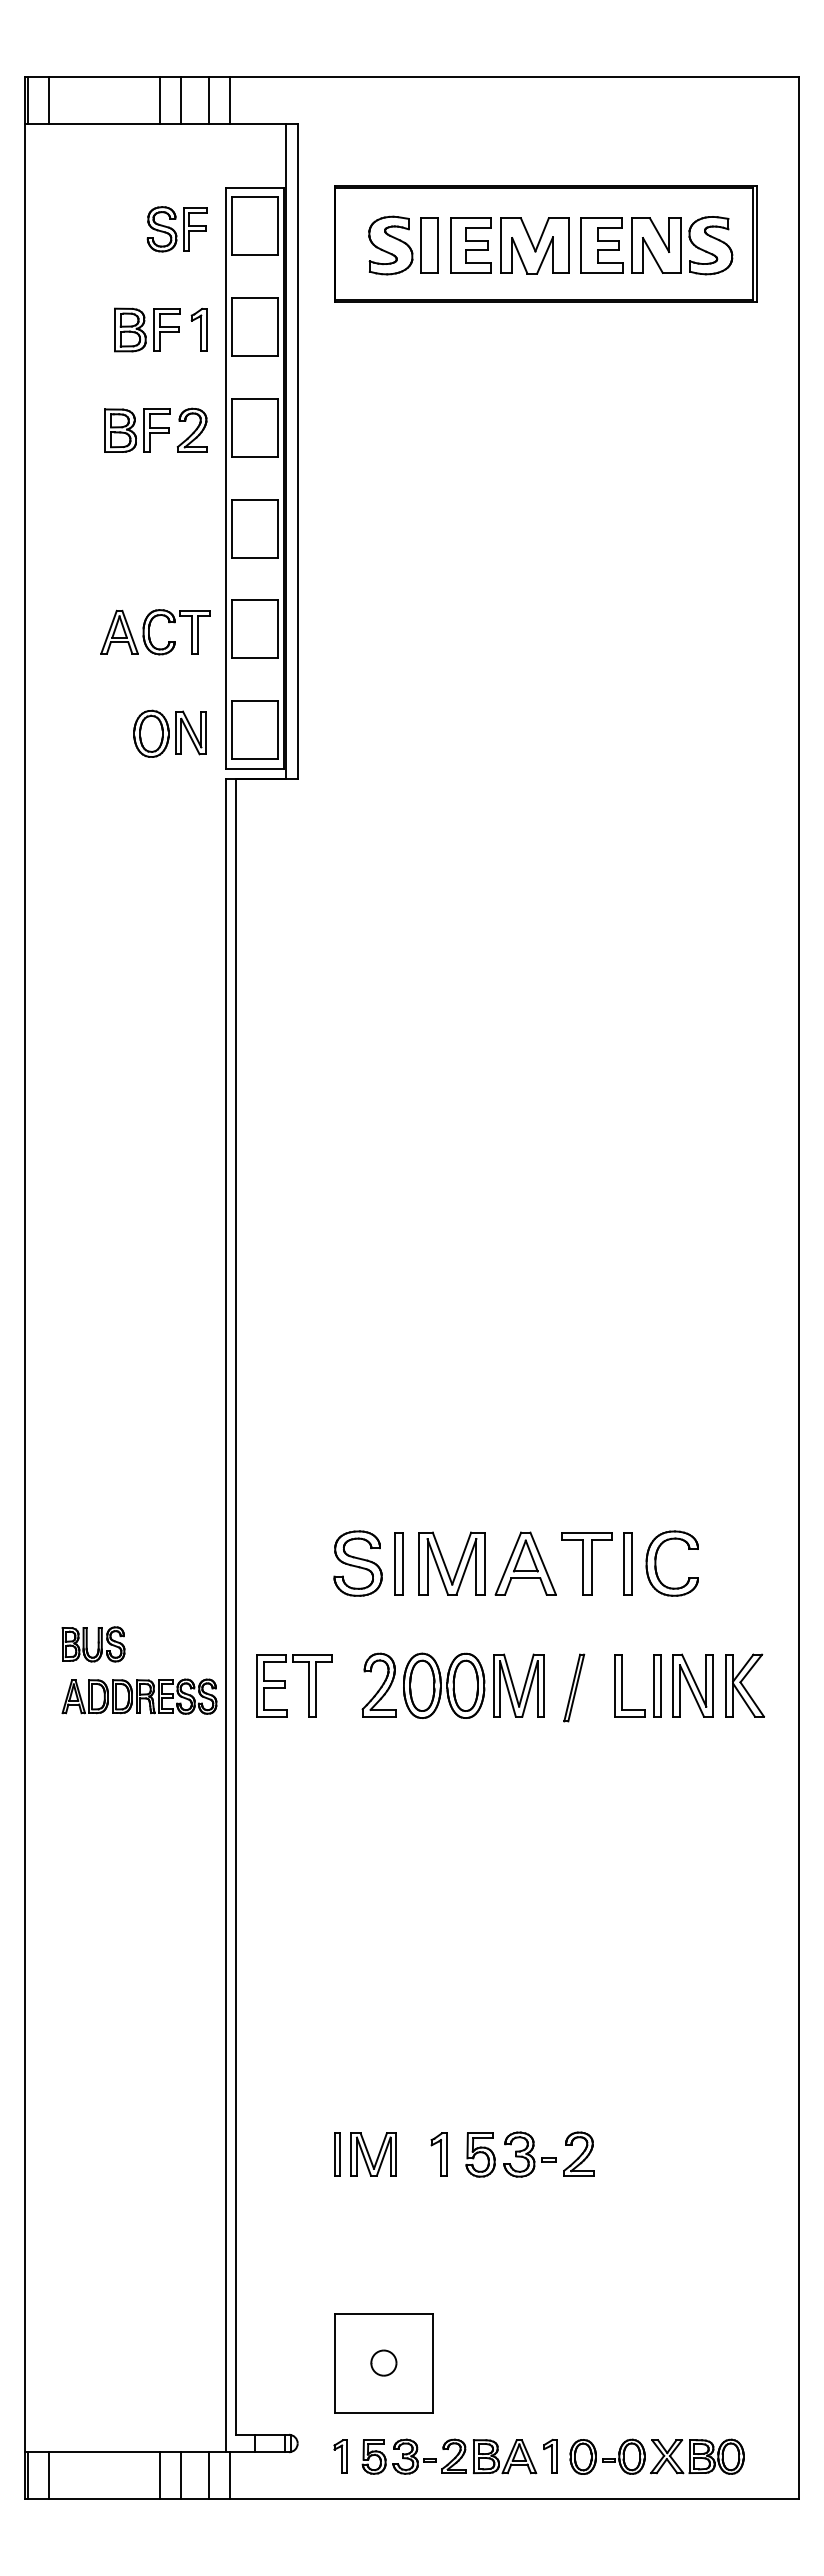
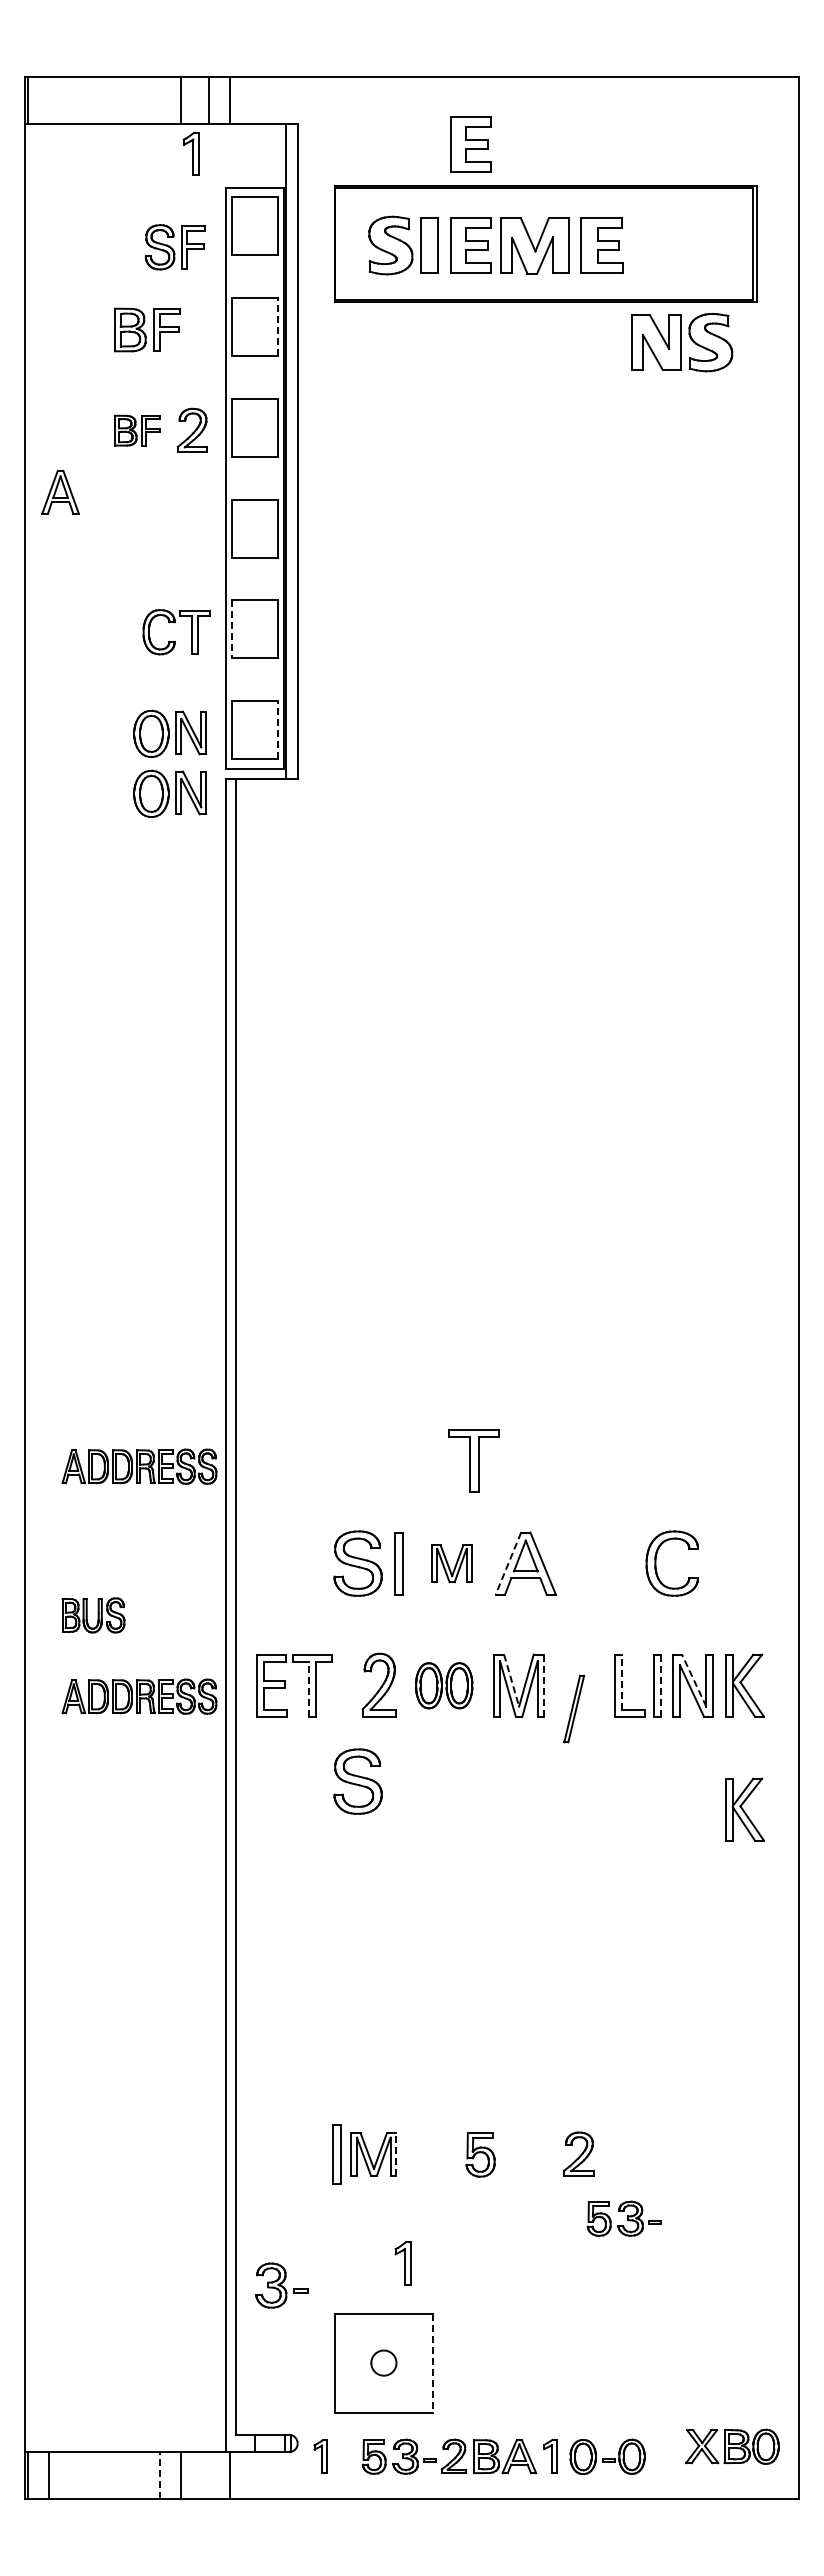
line: present -> none (49, 100)
line: present -> none (159, 100)
part: none -> present (470, 144)
part position: (176, 229) -> (174, 247) (174, 247)
part position: (682, 245) -> (682, 342) (682, 342)
line: solid -> dashed (278, 326)
part position: (198, 329) -> (190, 153) (190, 153)
part size: 67x45 px -> 47x33 px (137, 430)
line: solid -> dashed (231, 629)
part position: (119, 631) -> (60, 491) (60, 491)
line: solid -> dashed (278, 729)
part: none -> present (169, 793)
part: none -> present (139, 1466)
part size: 68x65 px -> 42x40 px (451, 1563)
line: solid -> dashed (508, 1563)
part position: (586, 1563) -> (473, 1460) (473, 1460)
part: present -> none (627, 1563)
part position: (93, 1644) -> (93, 1615) (93, 1615)
line: solid -> dashed (694, 1680)
line: solid -> dashed (511, 1681)
line: solid -> dashed (622, 1681)
part size: 83x67 px -> 59x48 px (444, 1685)
line: solid -> dashed (544, 1685)
line: solid -> dashed (660, 1685)
part position: (574, 1687) -> (574, 1708) (574, 1708)
line: solid -> dashed (308, 1688)
part: none -> present (357, 1781)
part: none -> present (744, 1809)
part size: 7x45 px -> 10x61 px (336, 2154)
line: solid -> dashed (396, 2154)
part position: (438, 2154) -> (402, 2263) (402, 2263)
part position: (529, 2154) -> (281, 2285) (281, 2285)
part: none -> present (623, 2218)
line: solid -> dashed (433, 2363)
part position: (340, 2456) -> (320, 2456) (320, 2456)
part position: (697, 2456) -> (732, 2446) (732, 2446)
line: solid -> dashed (159, 2474)
line: present -> none (208, 2475)
